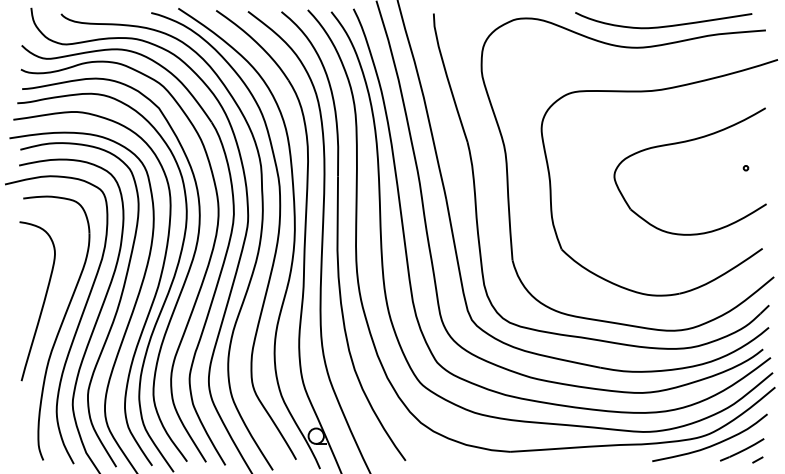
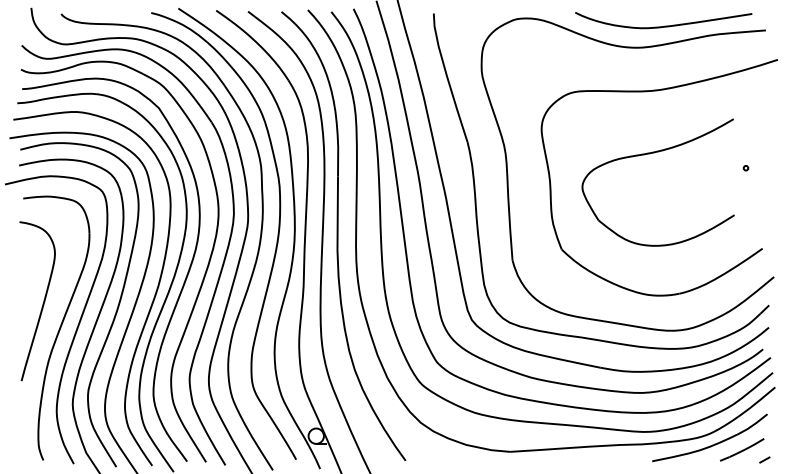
part position: (681, 143) -> (649, 154) (649, 154)
line position: (757, 459) -> (764, 459) (764, 459)
